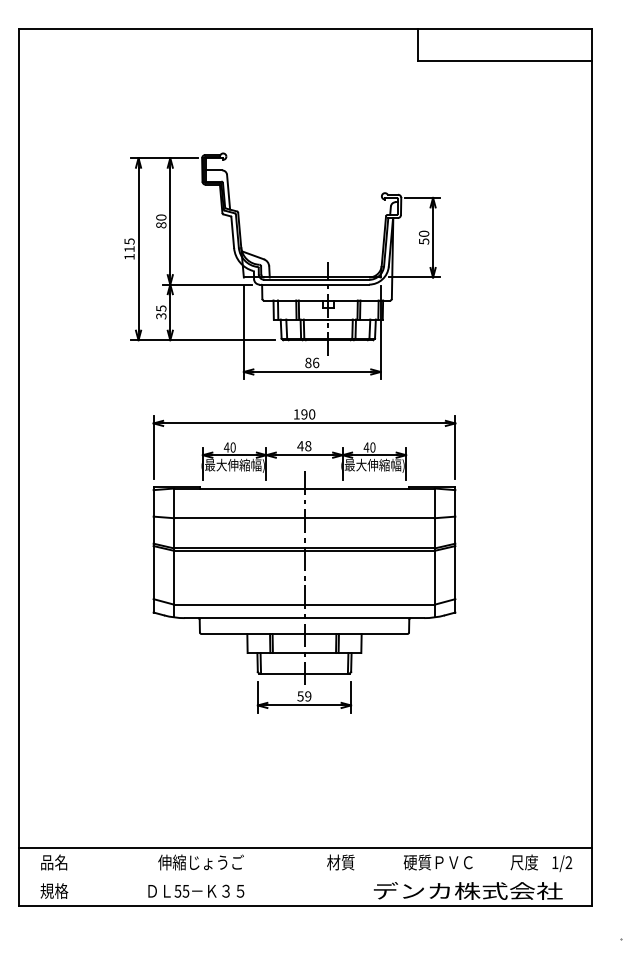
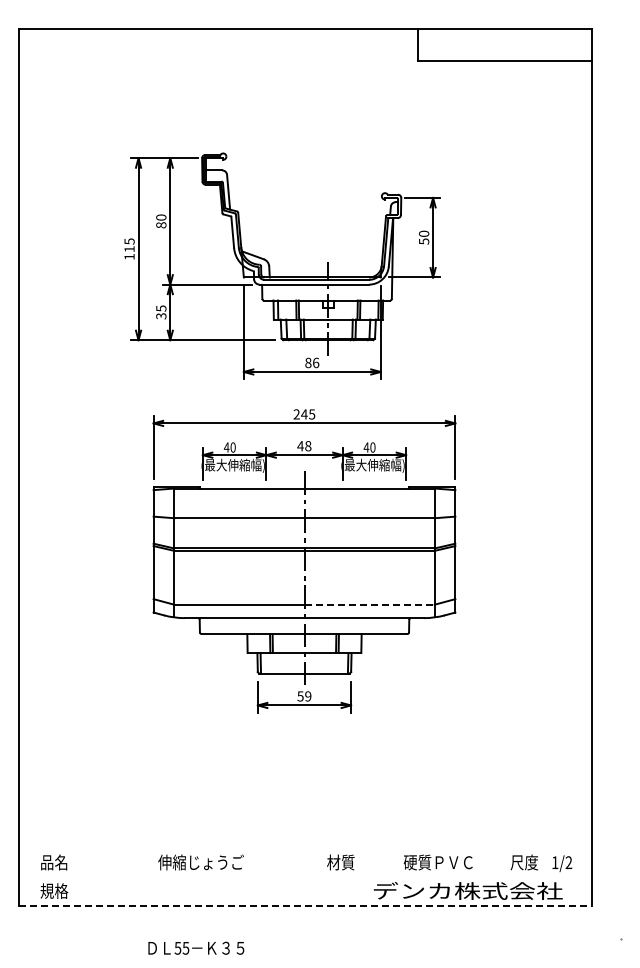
text: 190 -> 245 (304, 414)
line: solid -> dashed (370, 604)
line: present -> none (305, 848)
text position: (196, 890) -> (196, 947) (196, 947)
line: solid -> dashed (305, 905)
